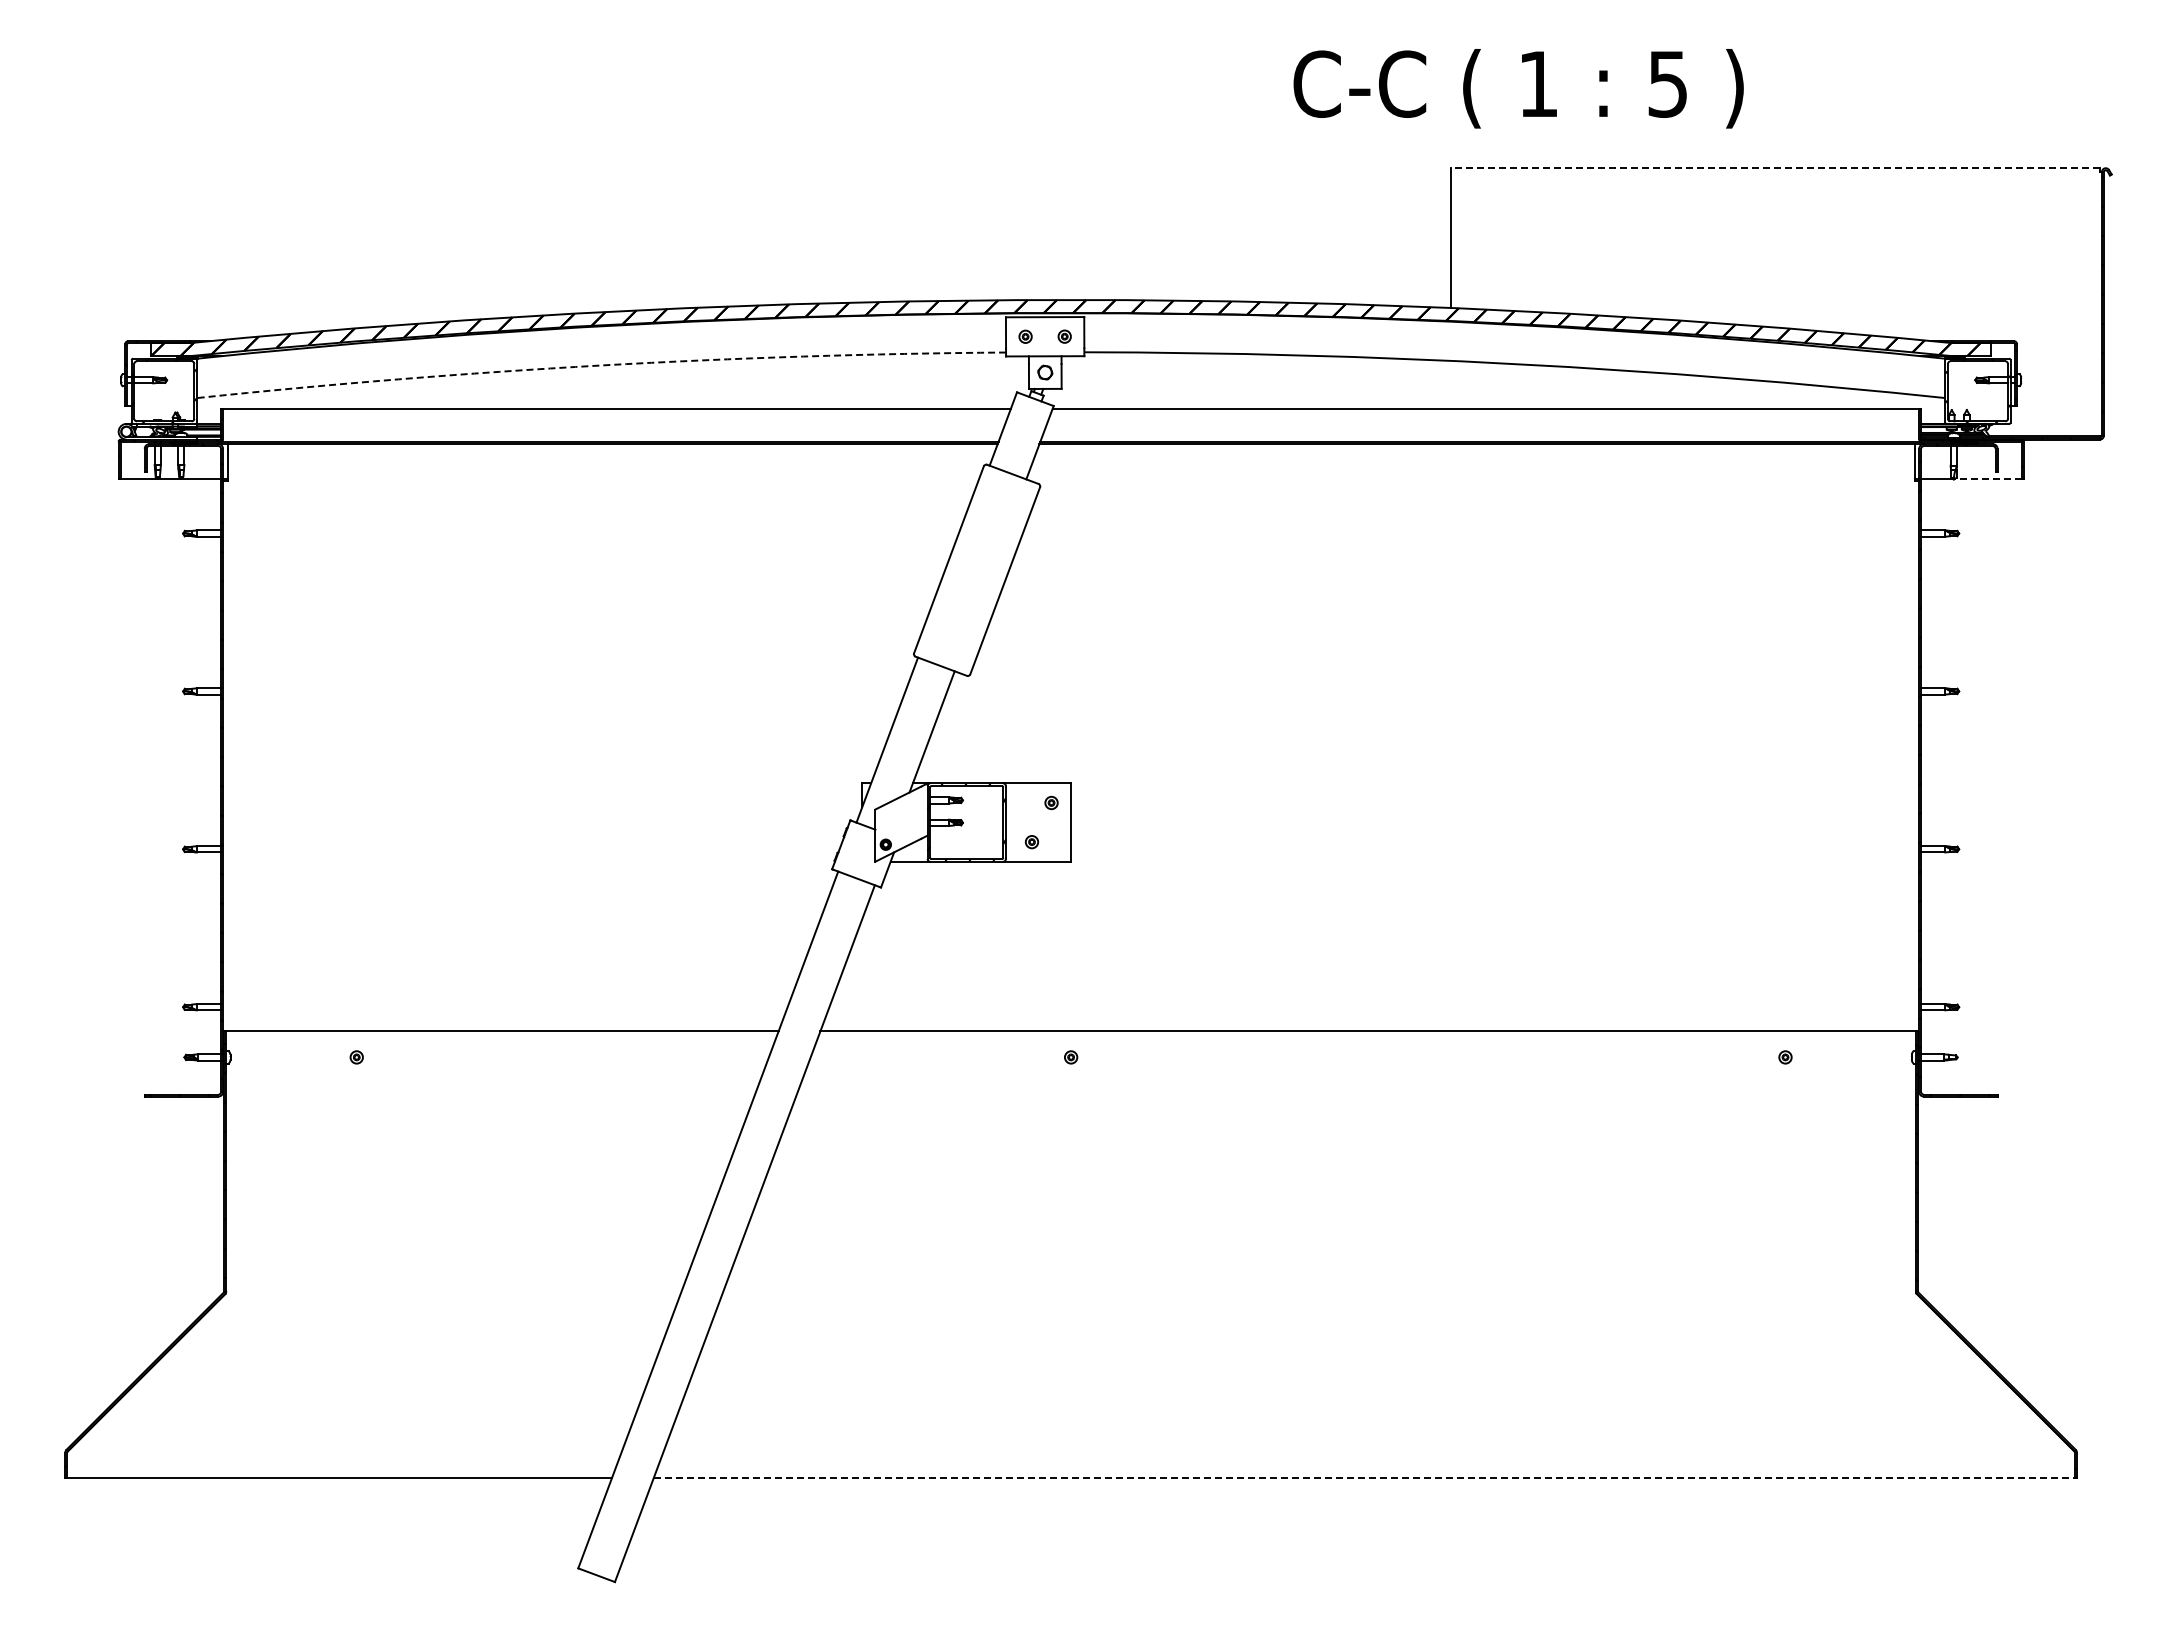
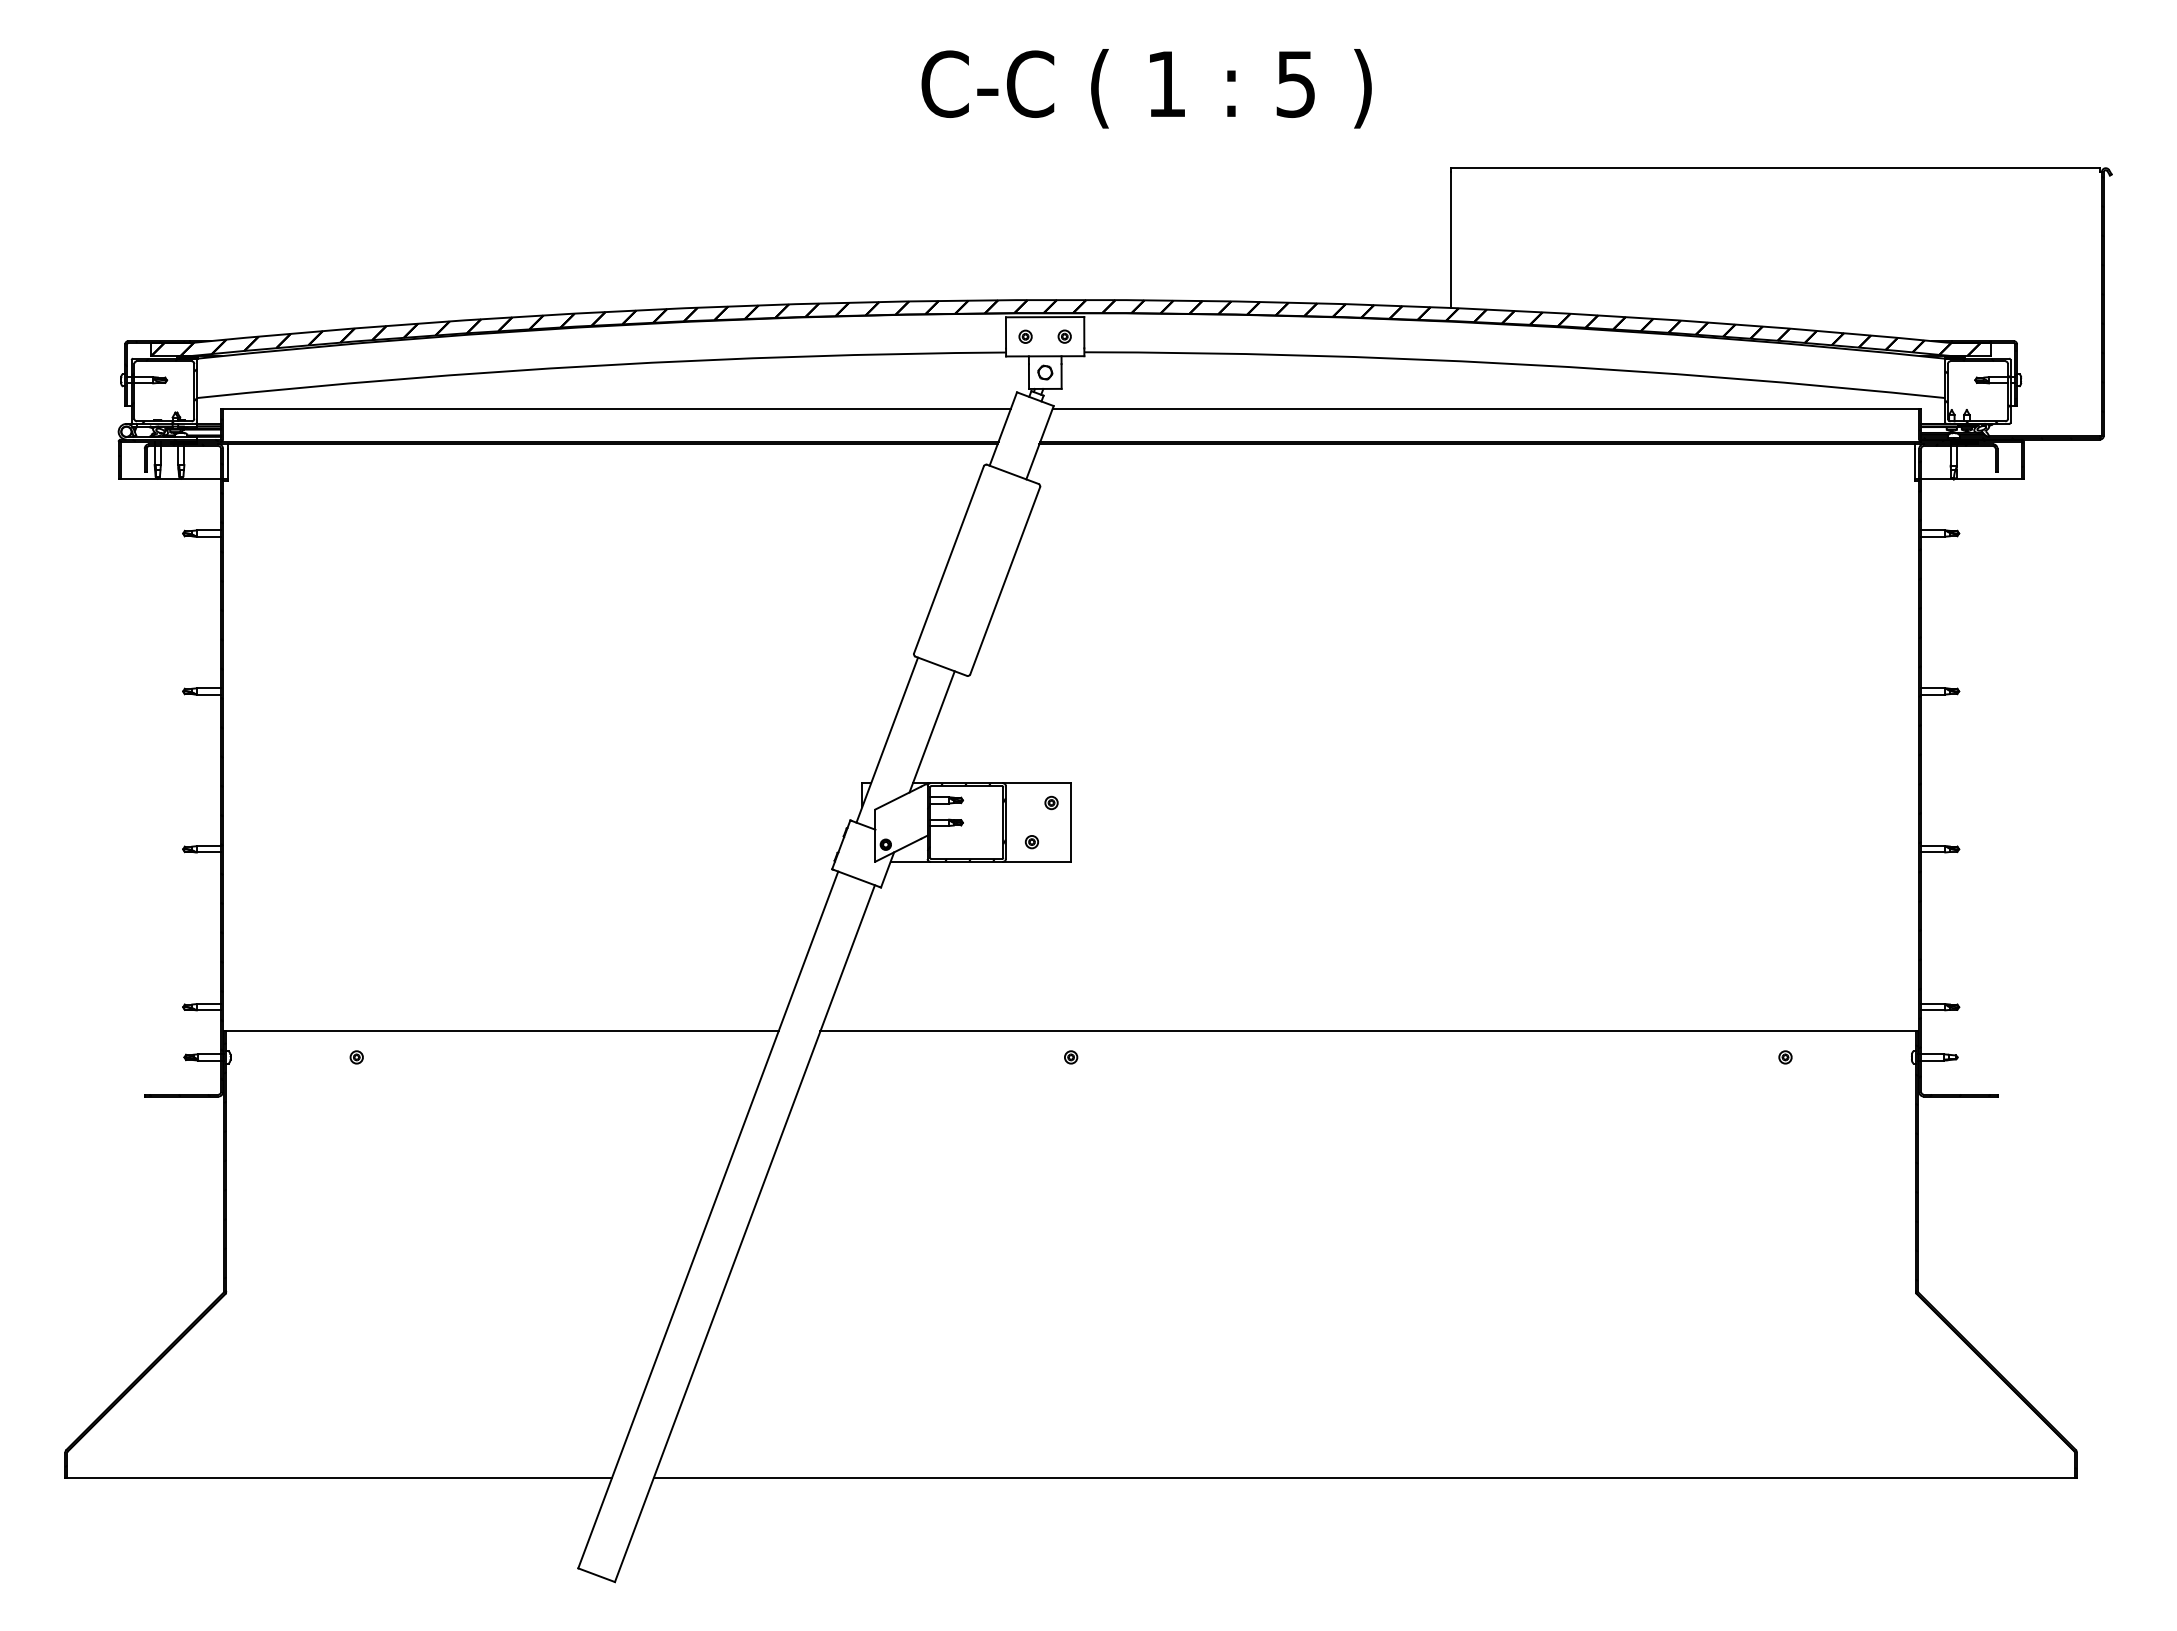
text position: (1518, 88) -> (1146, 88) (1146, 88)
line: dashed -> solid (1775, 168)
arc: dashed -> solid (600, 365)
line: dashed -> solid (1987, 478)
line: dashed -> solid (1364, 1477)
